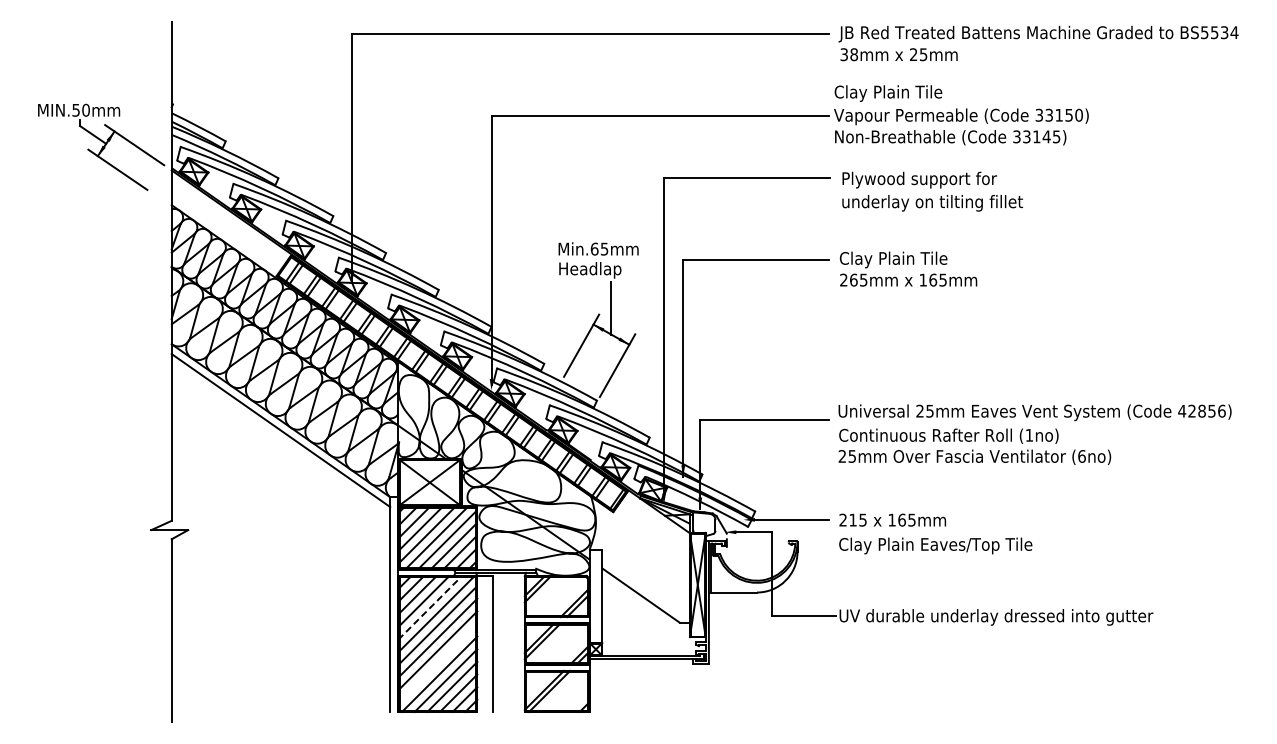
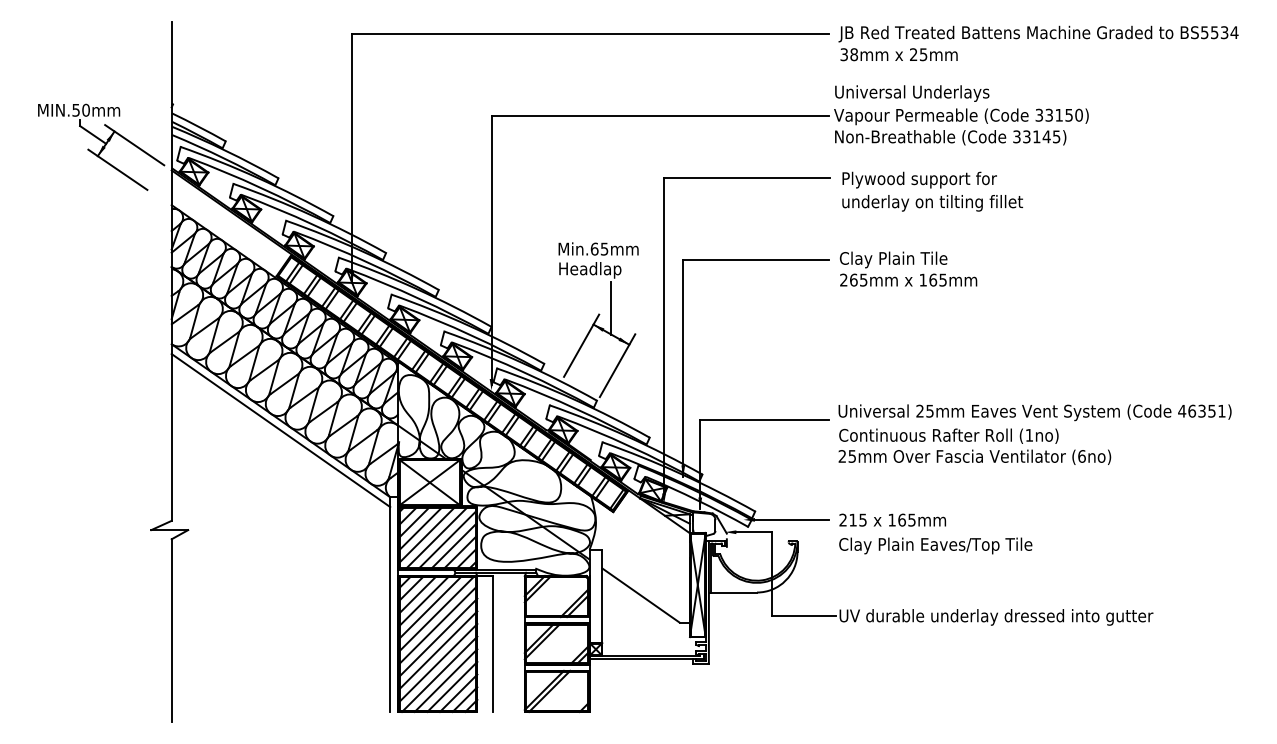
text: Clay Plain Tile -> Universal Underlays (911, 93)
text: 42856) -> 46351) (1206, 410)
line: dashed -> solid (429, 608)
line: none -> present (437, 663)
